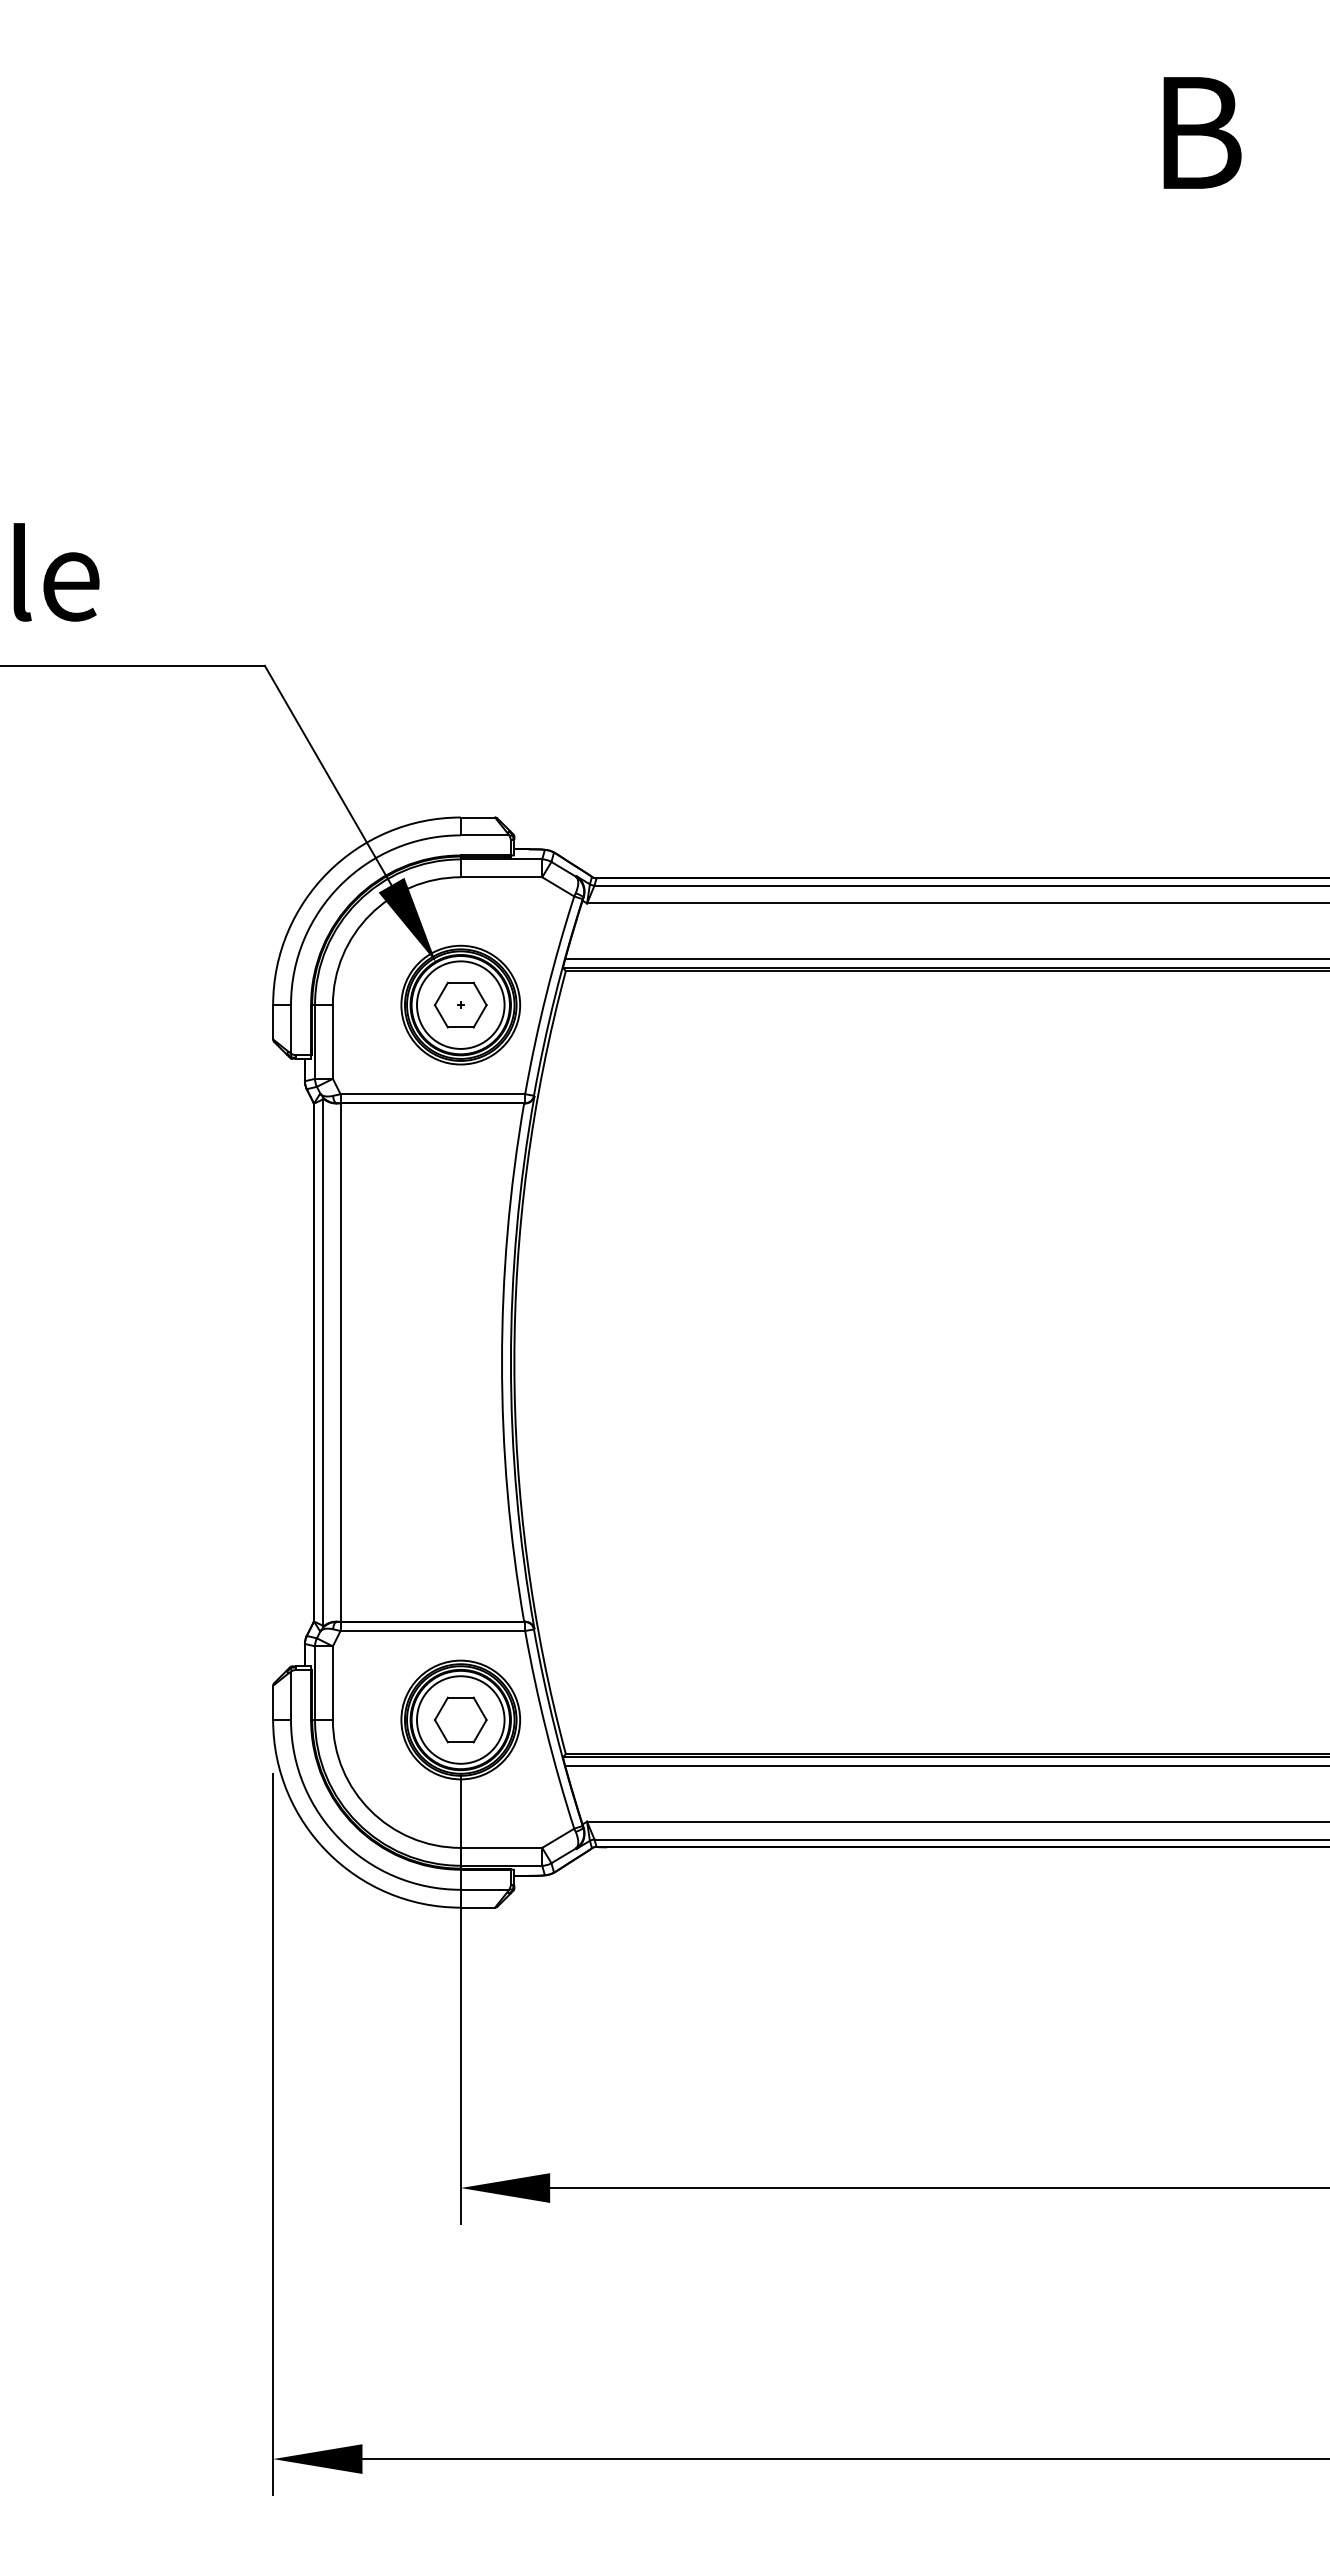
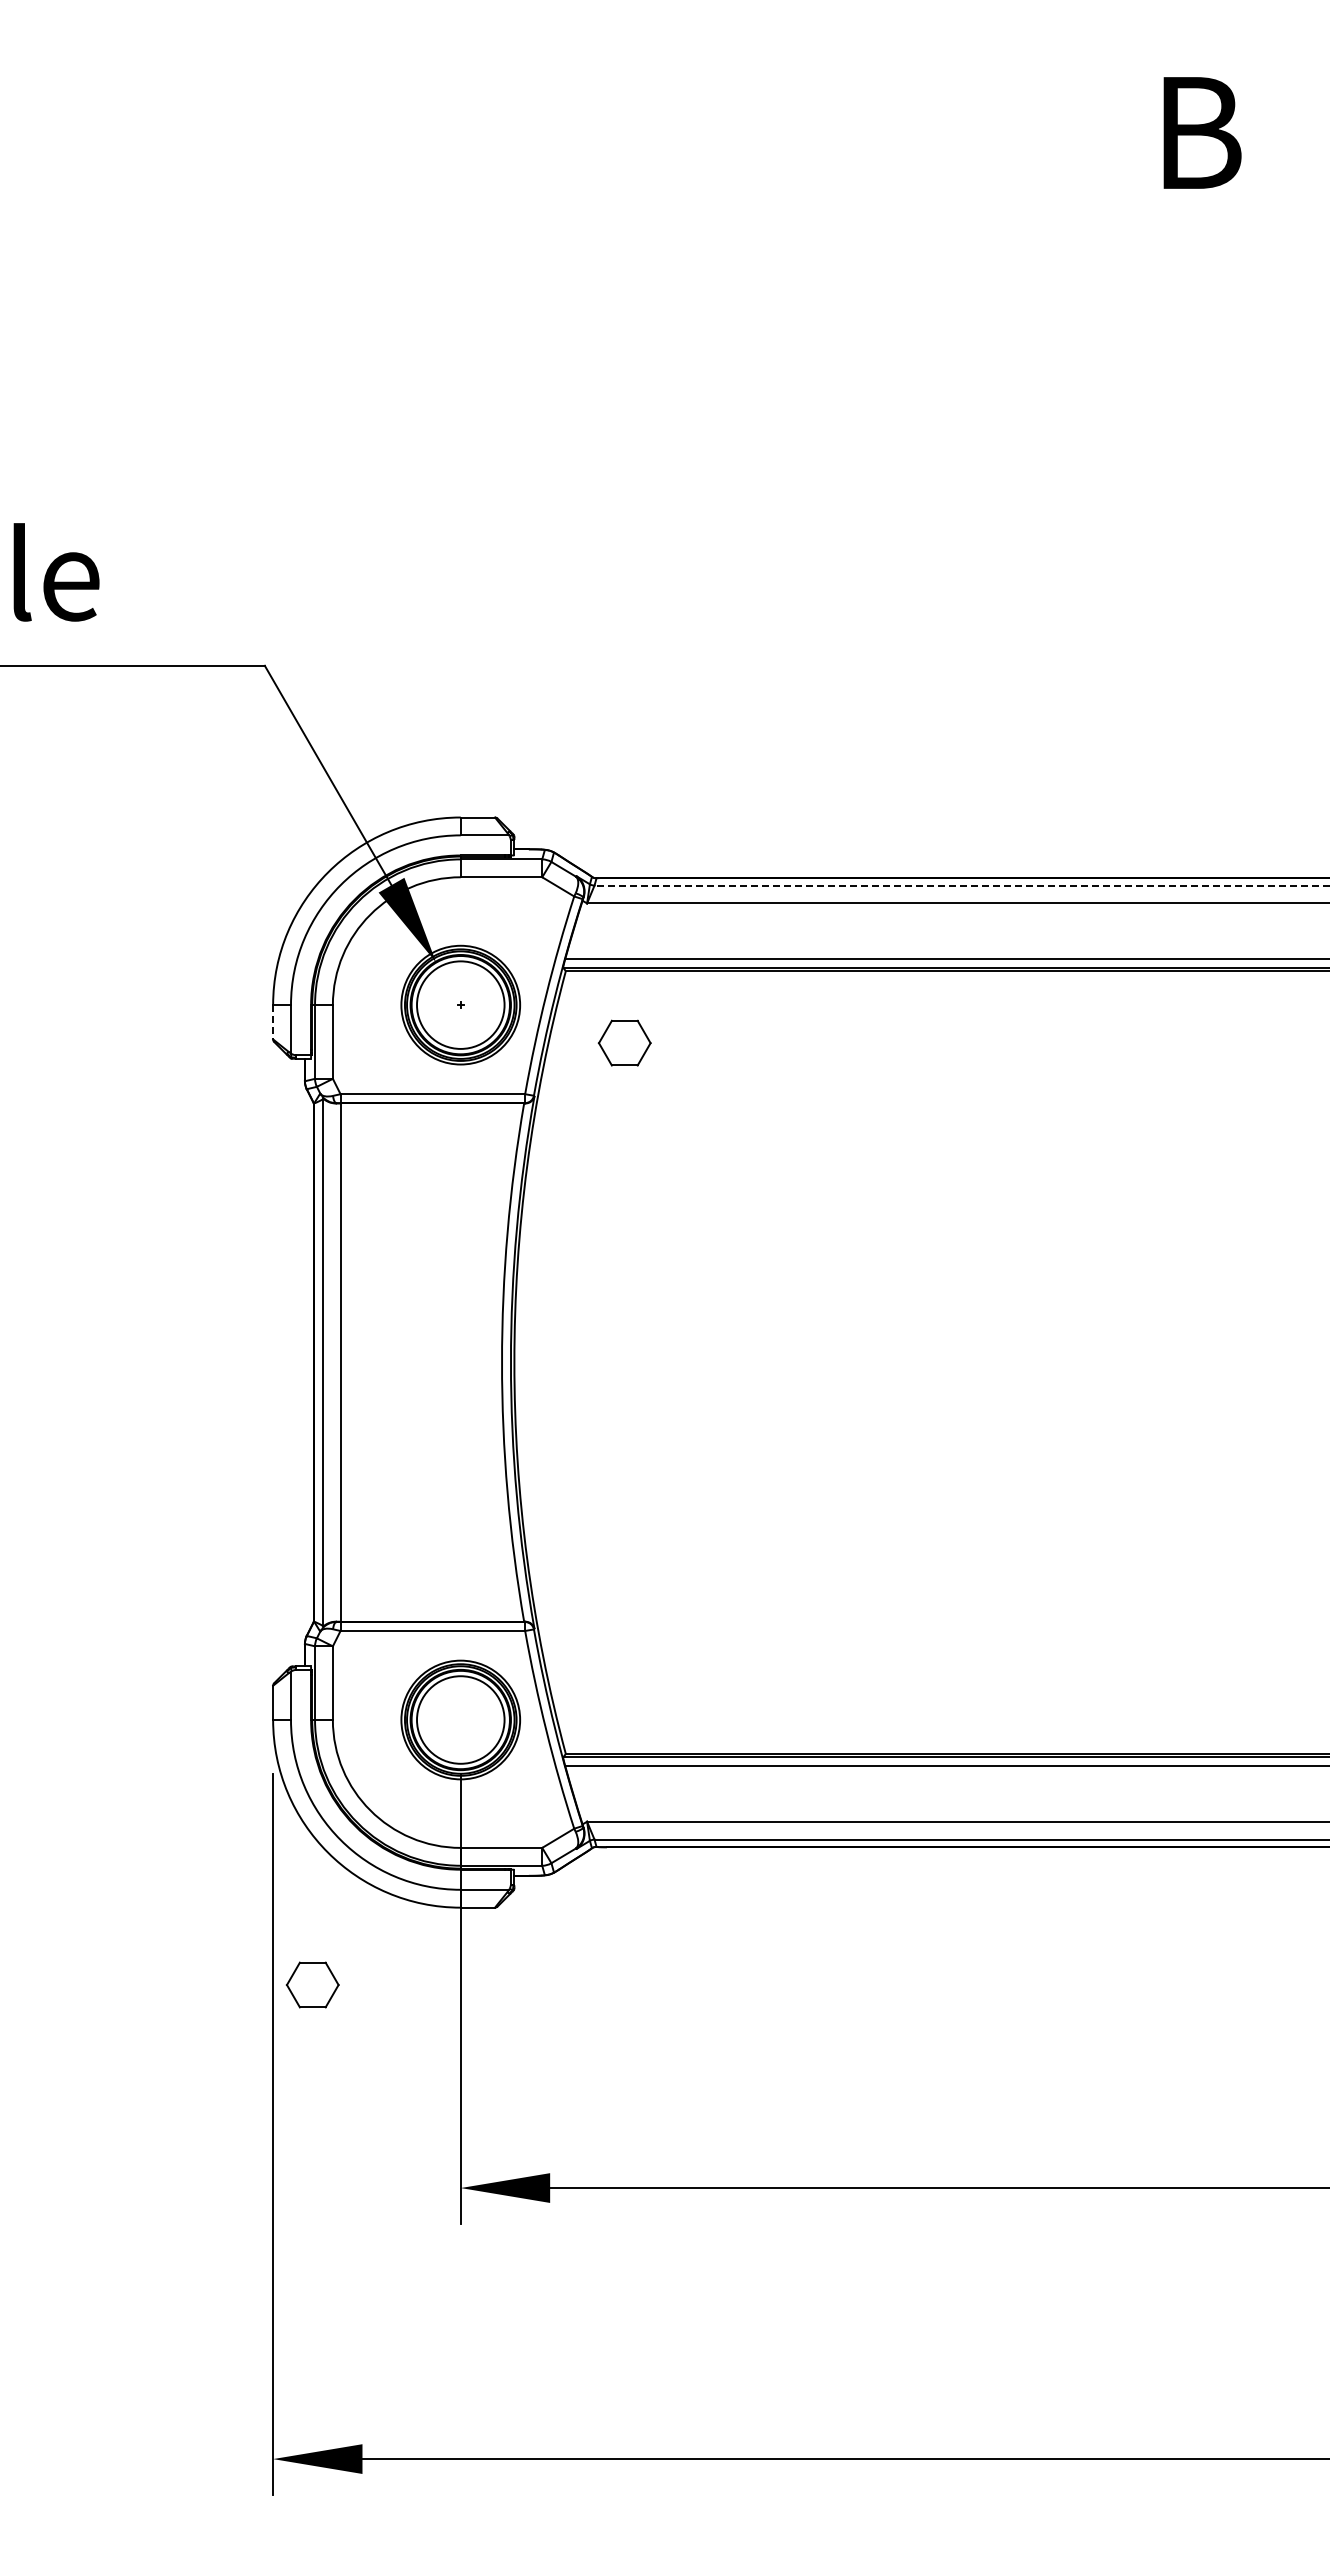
line: solid -> dashed (961, 885)
part position: (460, 1004) -> (624, 1042) (624, 1042)
line: solid -> dashed (273, 1022)
part position: (460, 1719) -> (312, 1984) (312, 1984)
